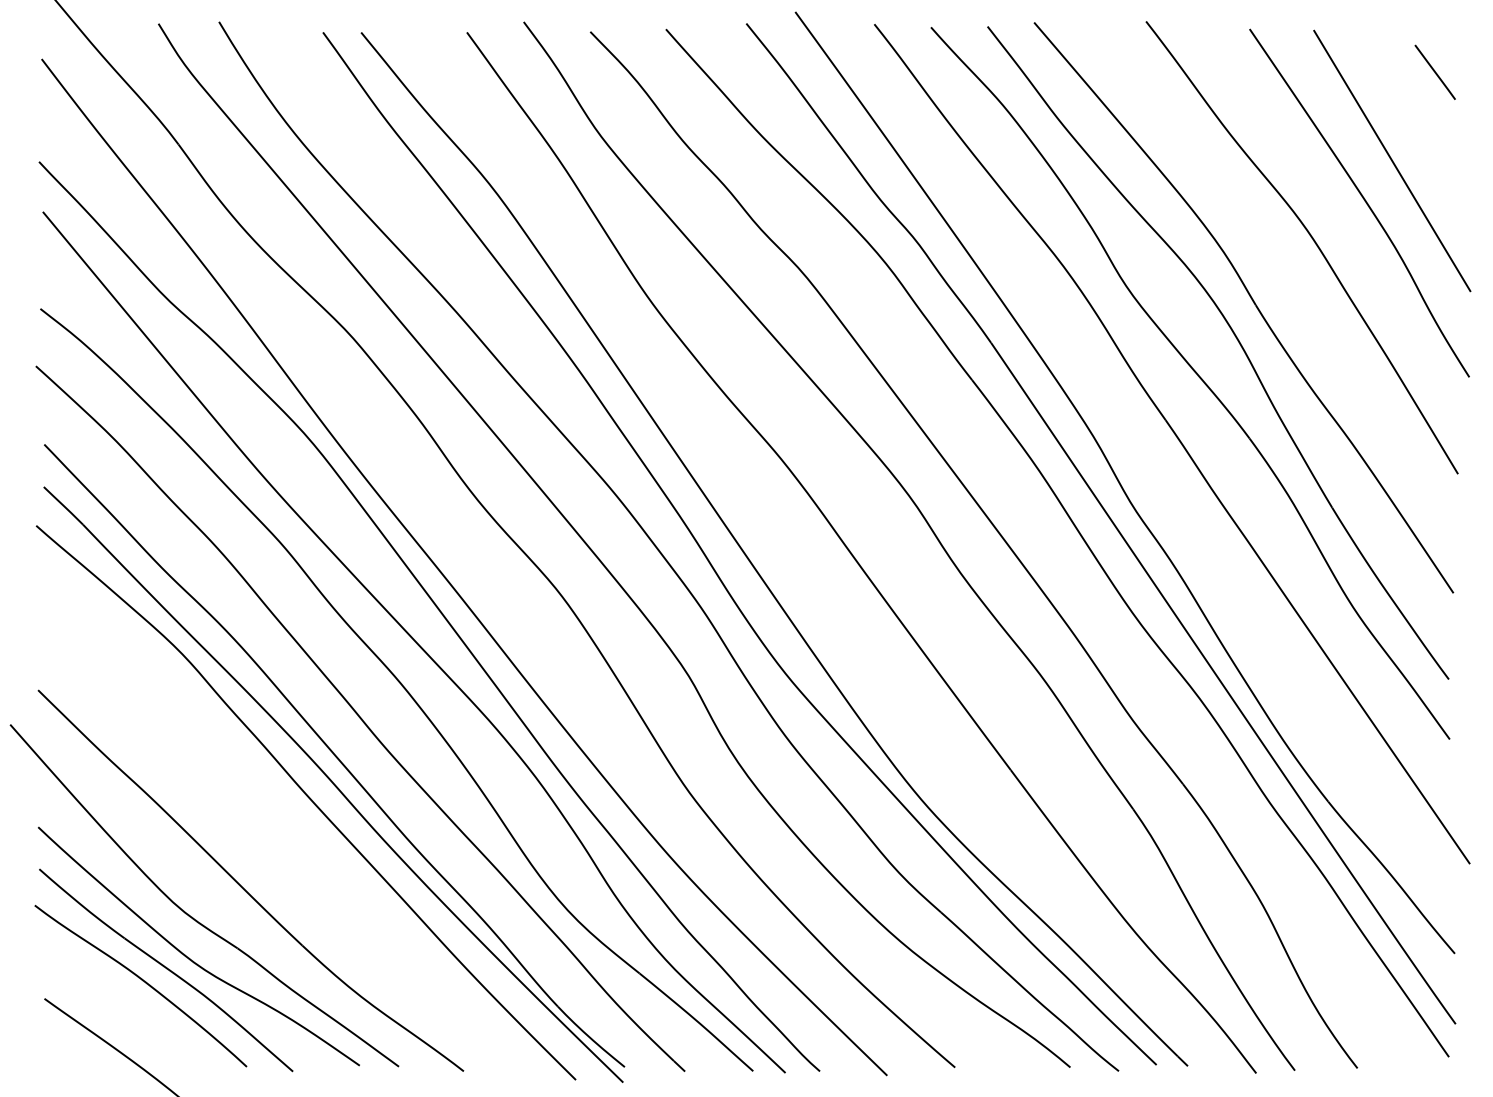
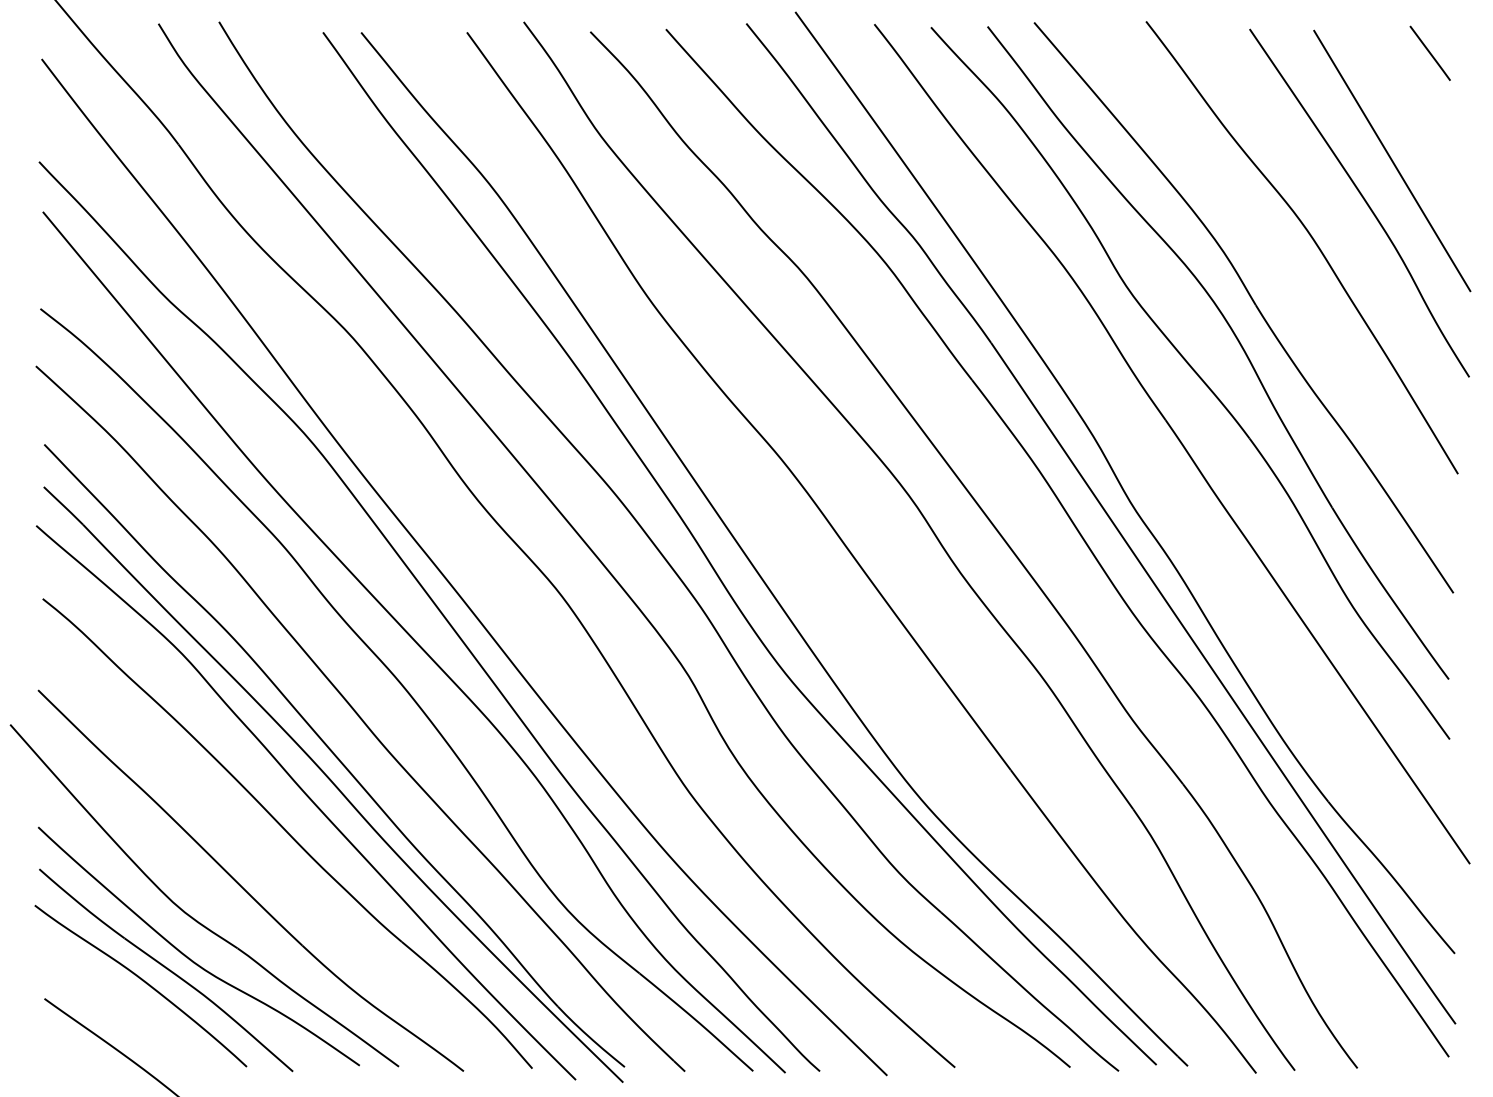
line position: (1434, 71) -> (1429, 52) (1429, 52)
part: none -> present (287, 833)
